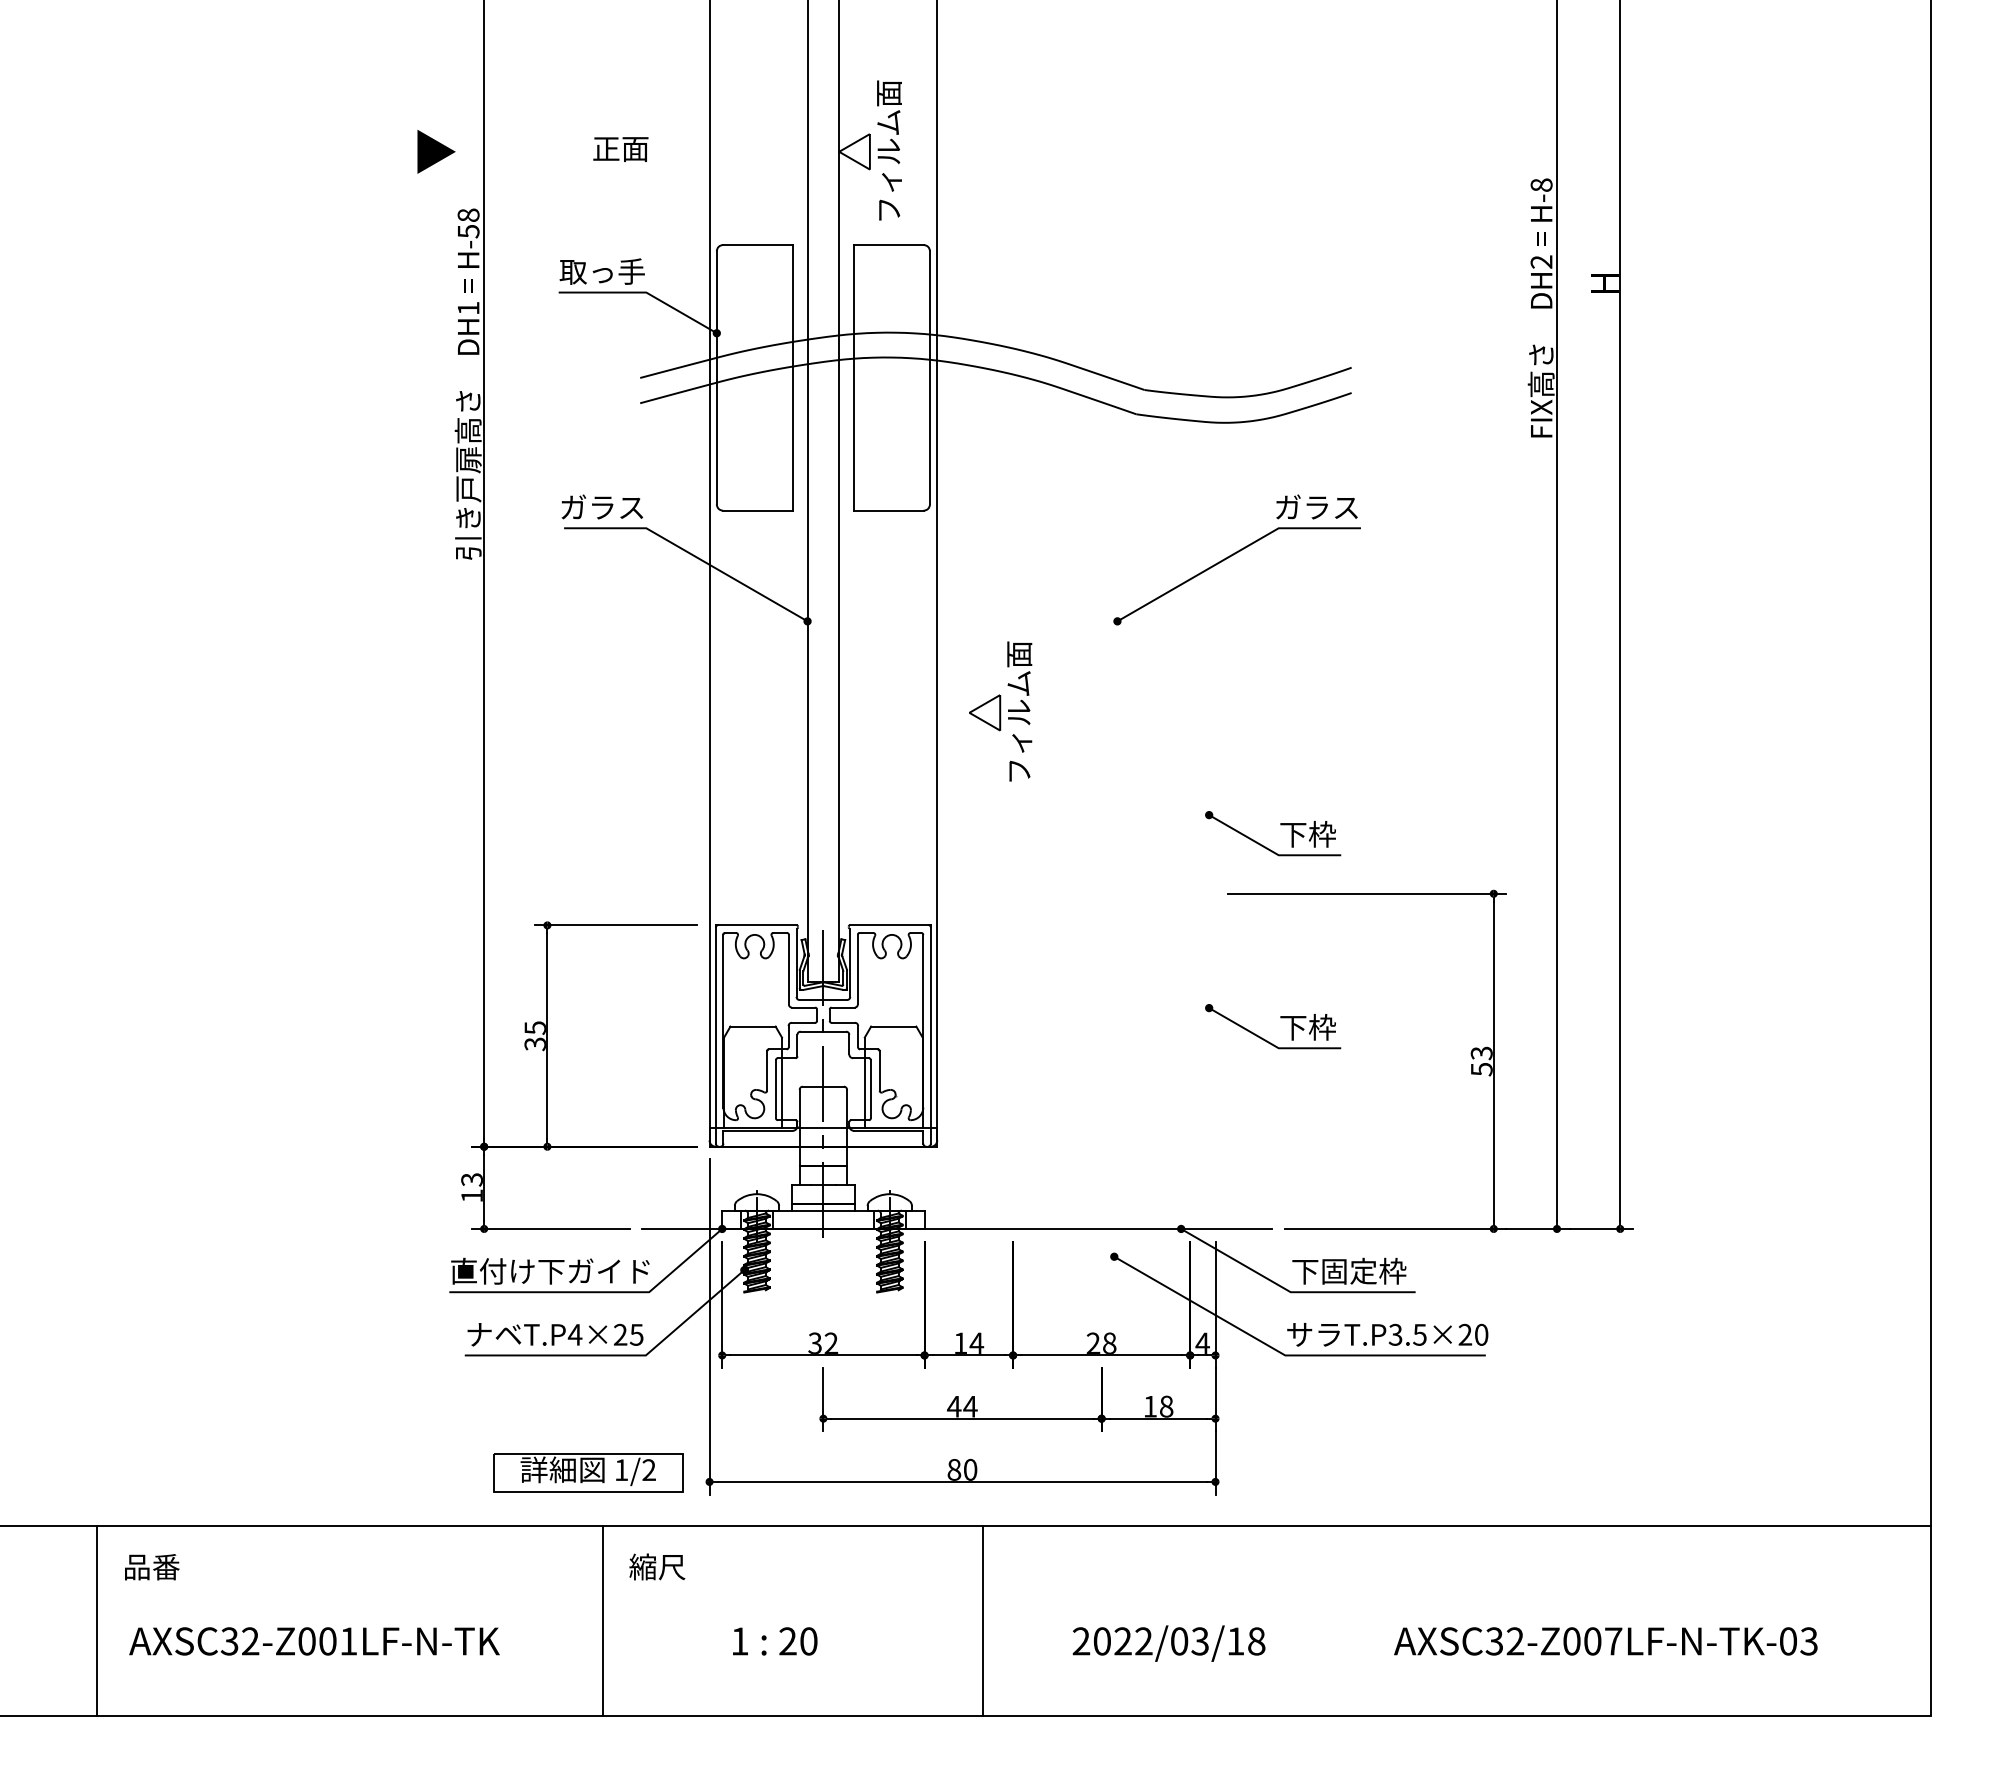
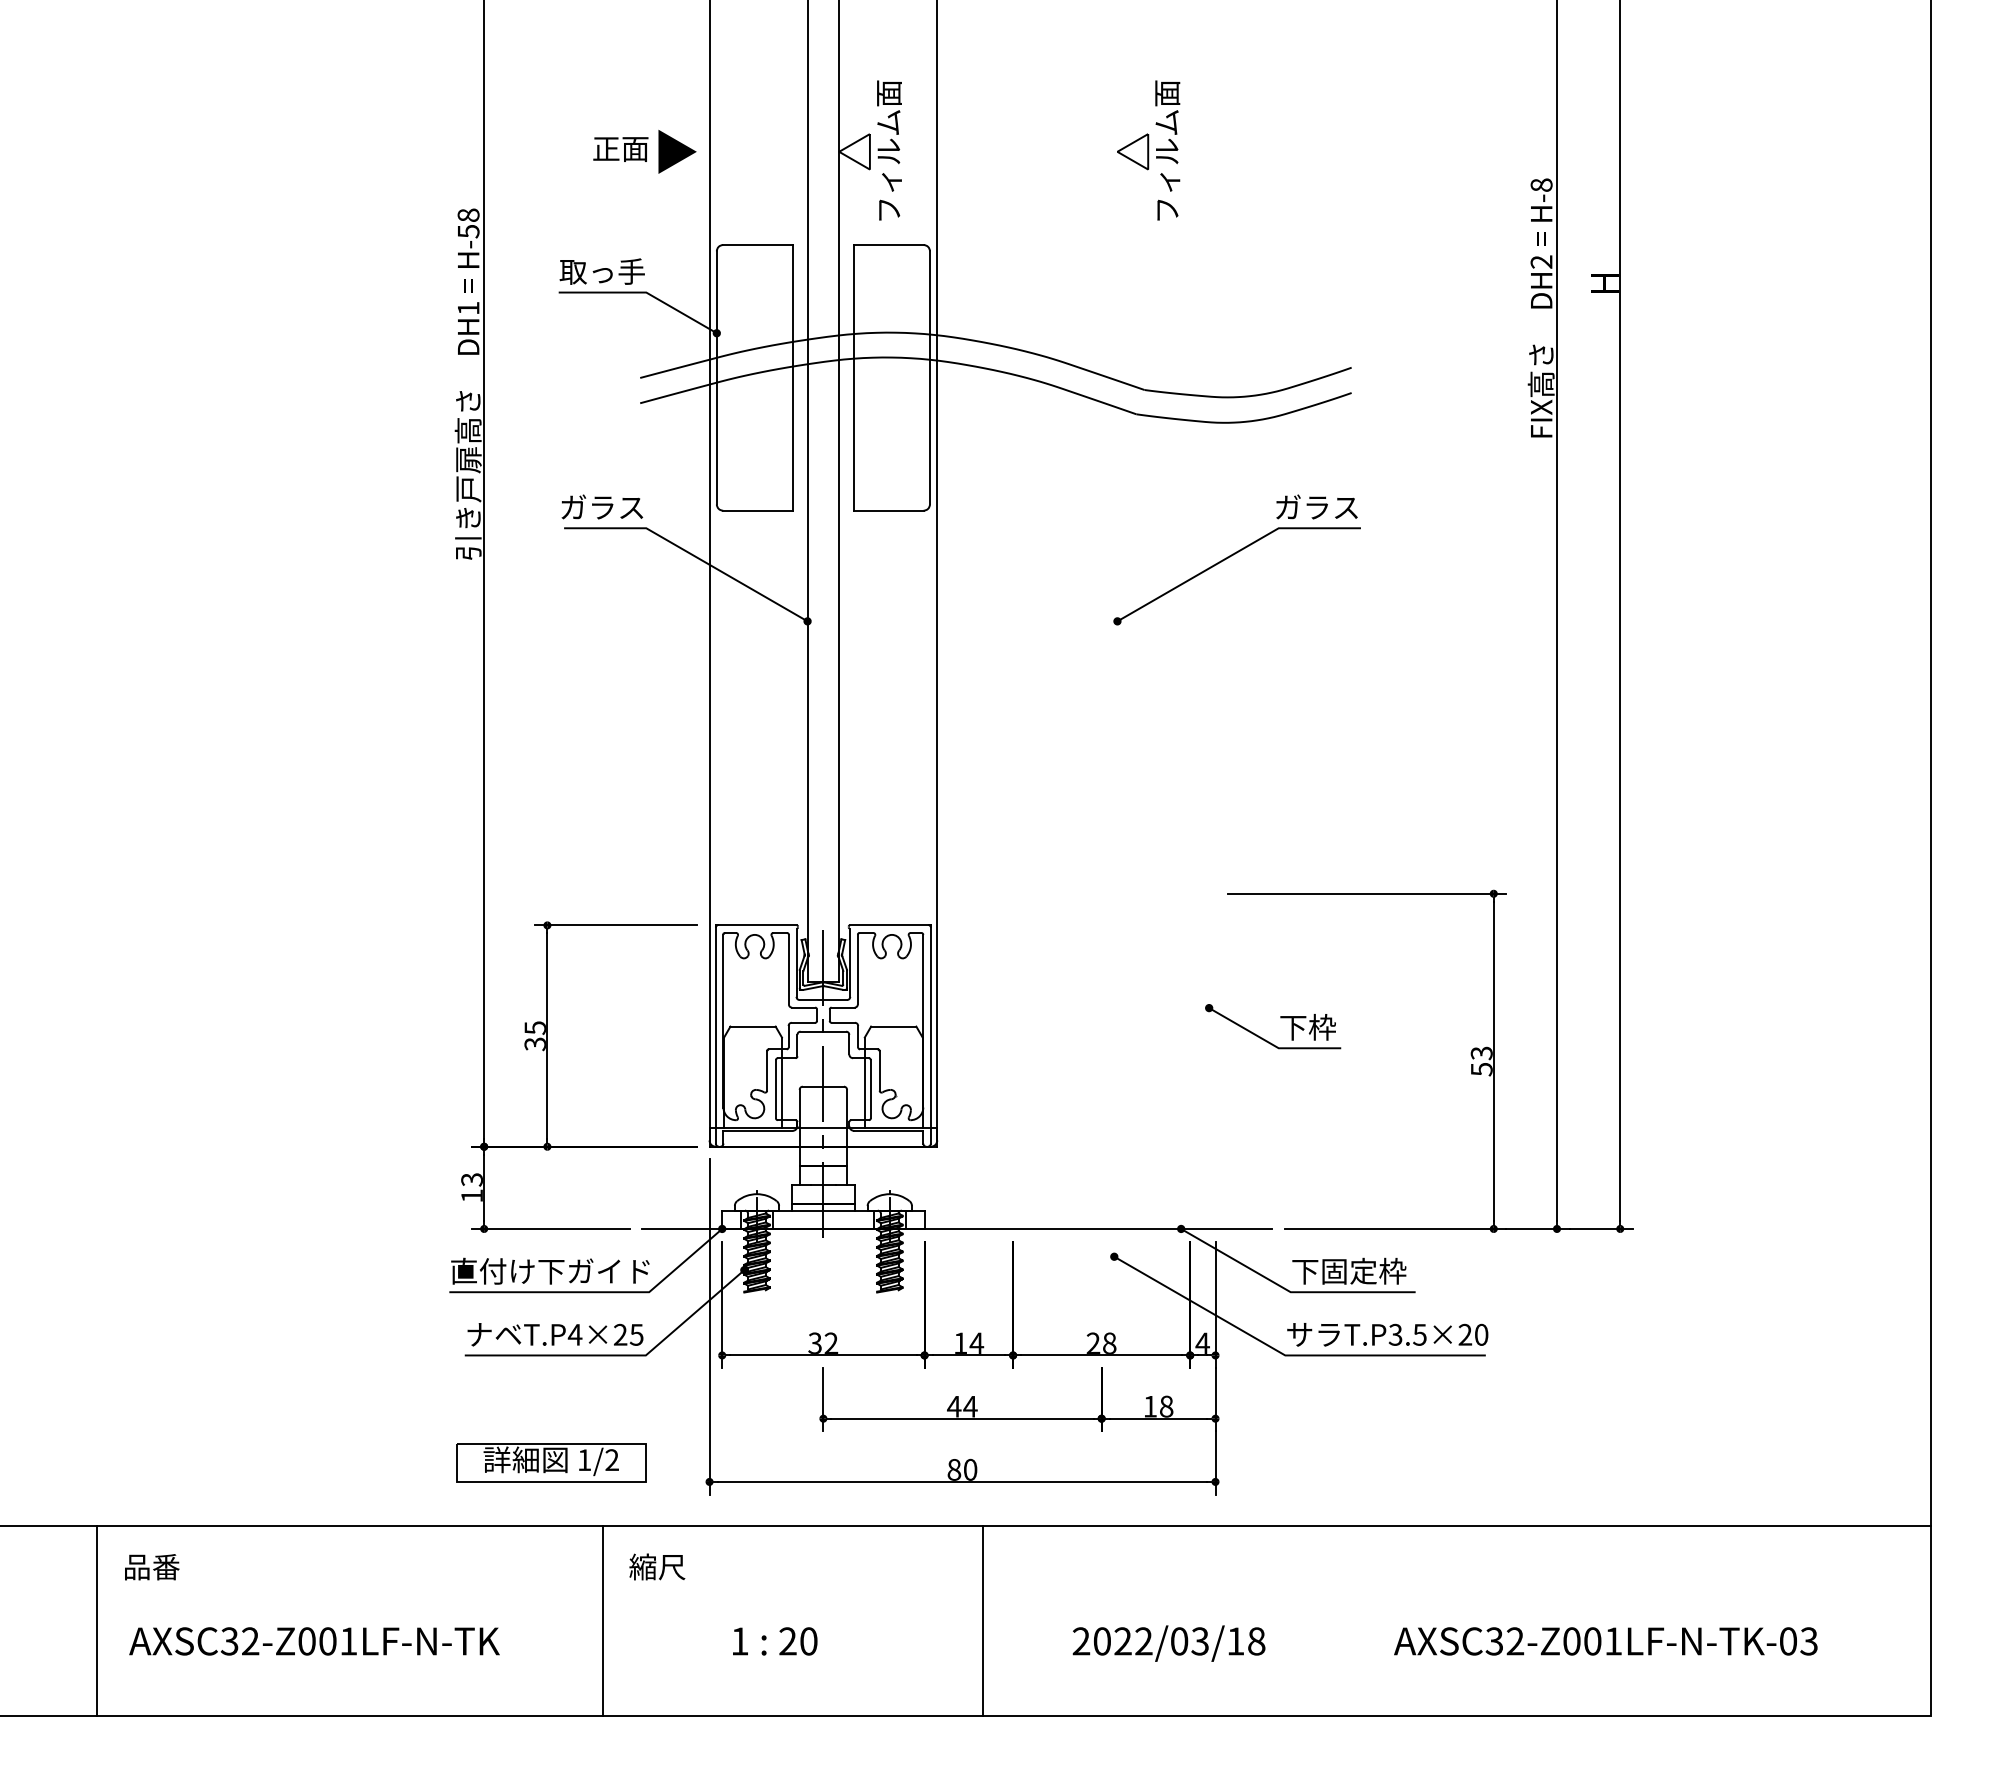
part position: (436, 151) -> (677, 151) (677, 151)
part position: (1000, 711) -> (1148, 150) (1148, 150)
part: present -> none (1280, 825)
part position: (588, 1472) -> (551, 1462) (551, 1462)
text: AXSC32-Z007LF-N-TK-03 -> AXSC32-Z001LF-N-TK-03 (1613, 1641)
